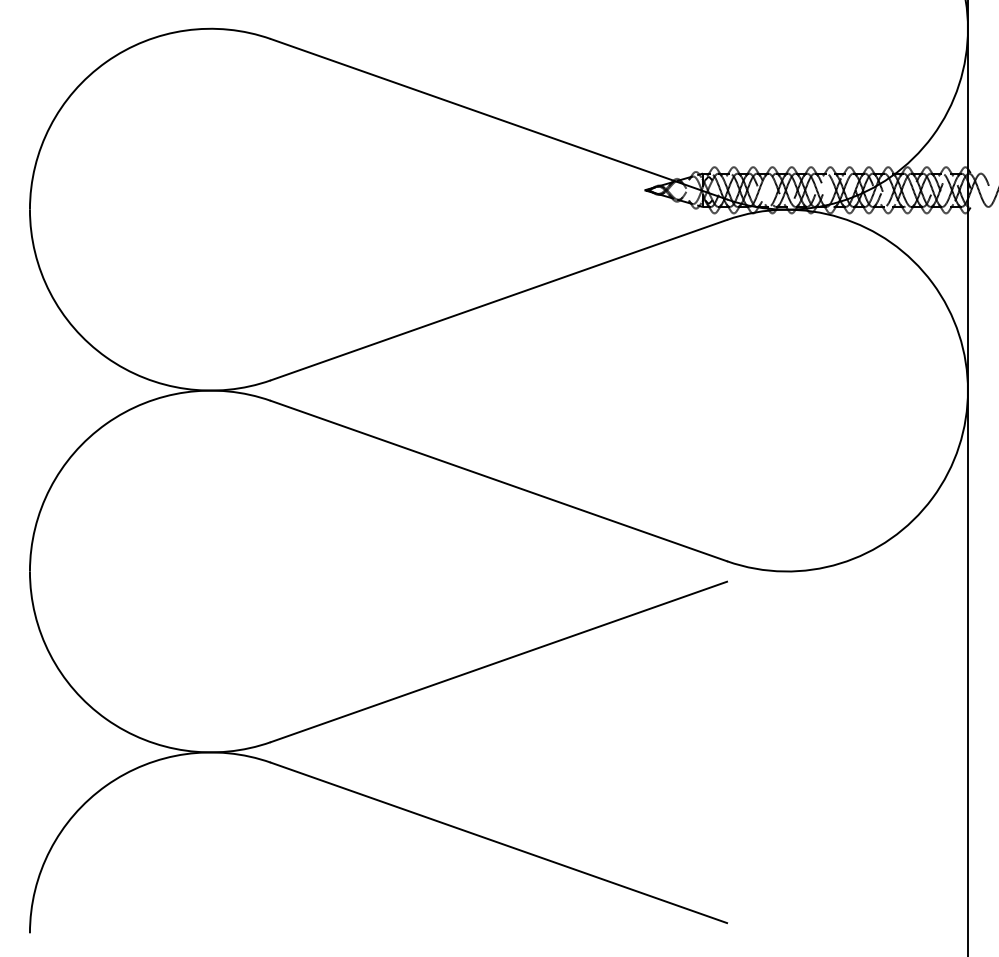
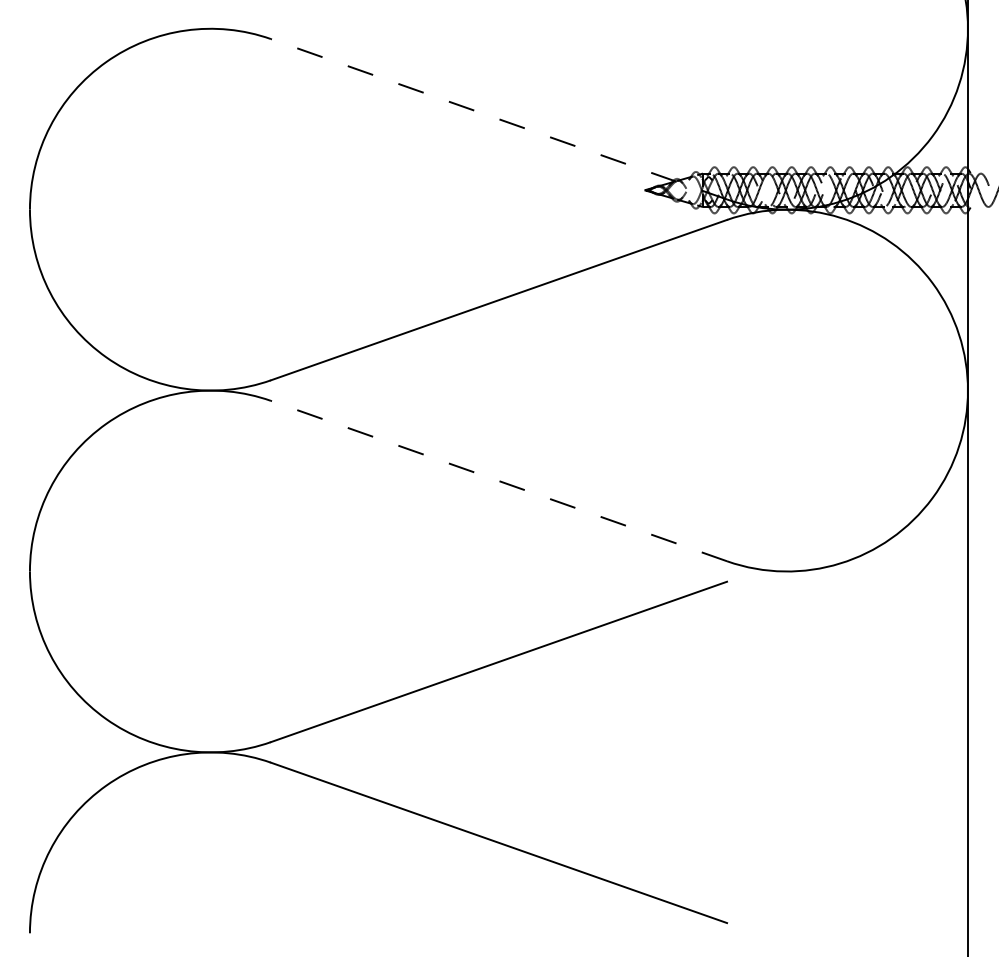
line: solid -> dashed (498, 119)
line: solid -> dashed (498, 481)
